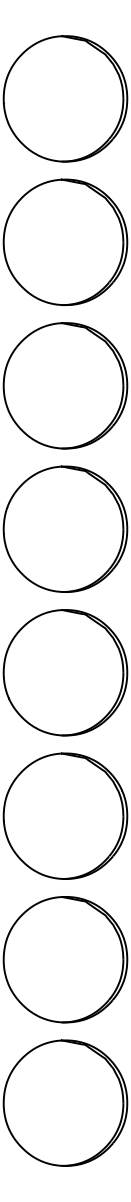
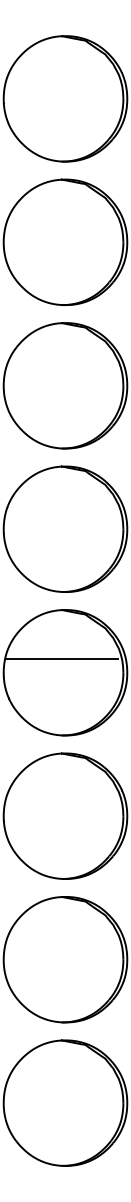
line: none -> present (61, 659)
